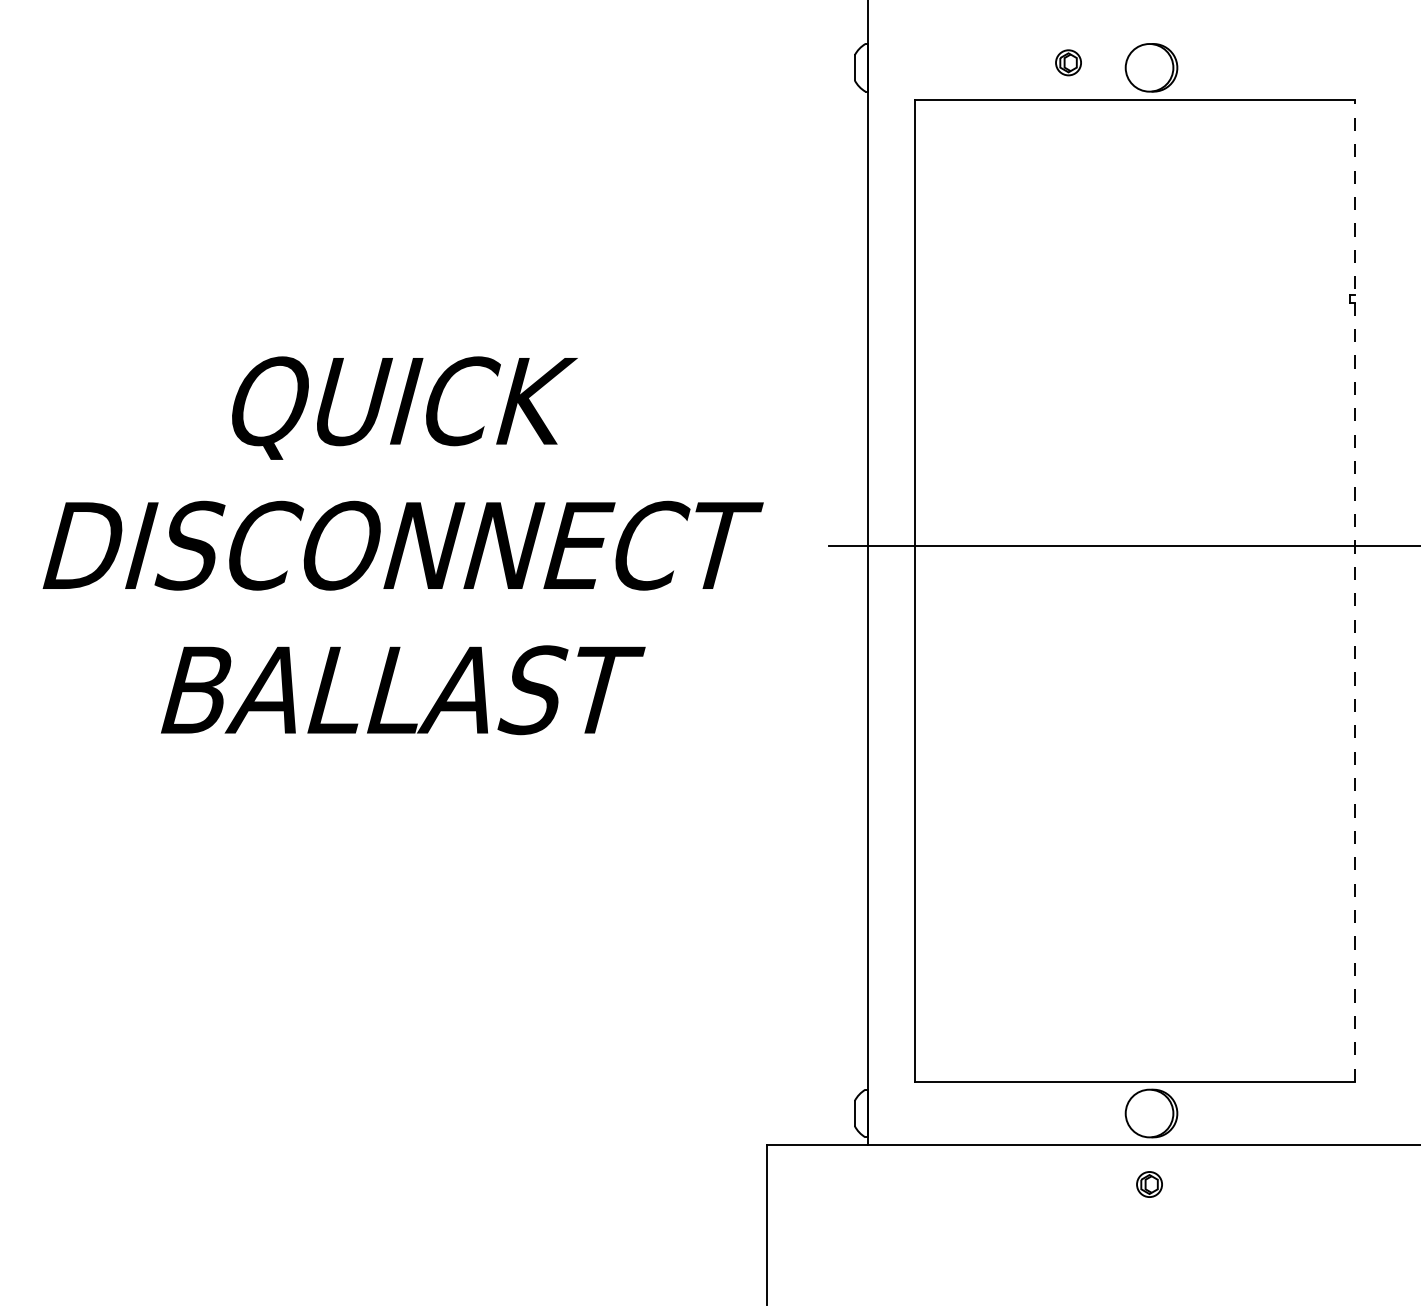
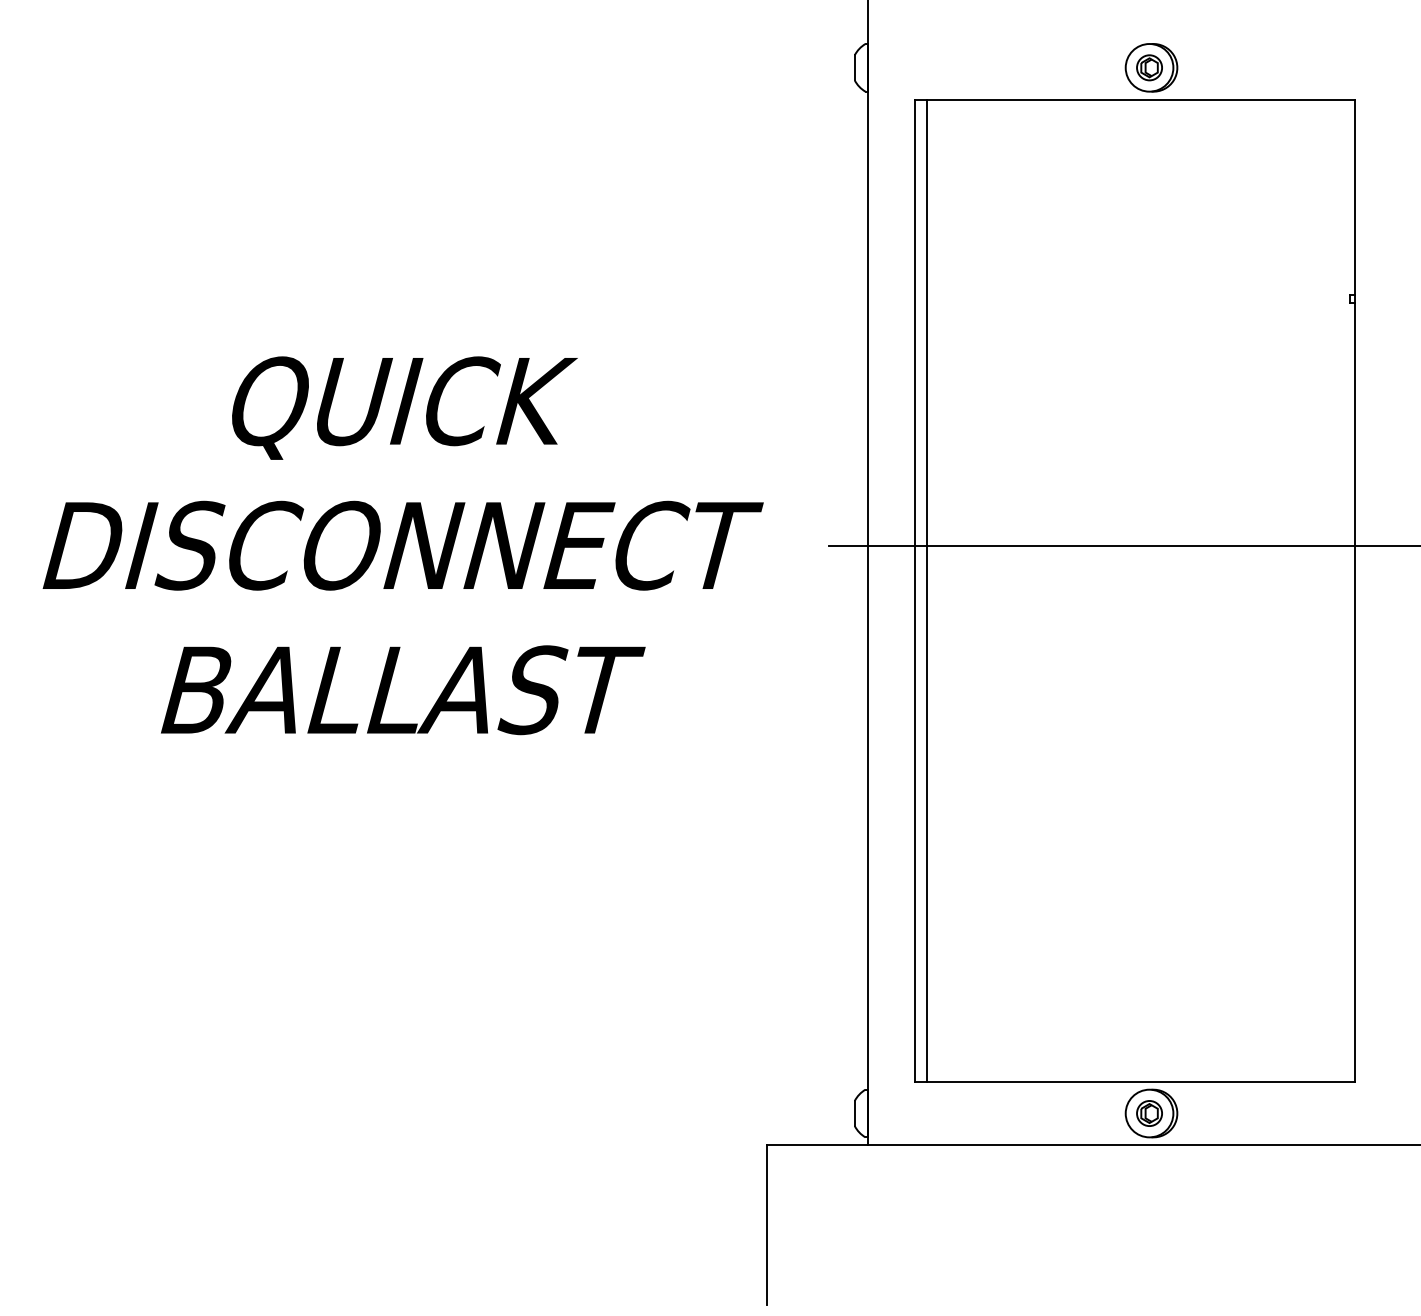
part position: (1068, 62) -> (1149, 67) (1149, 67)
line: none -> present (926, 590)
line: dashed -> solid (1355, 590)
part position: (1149, 1184) -> (1149, 1113) (1149, 1113)
